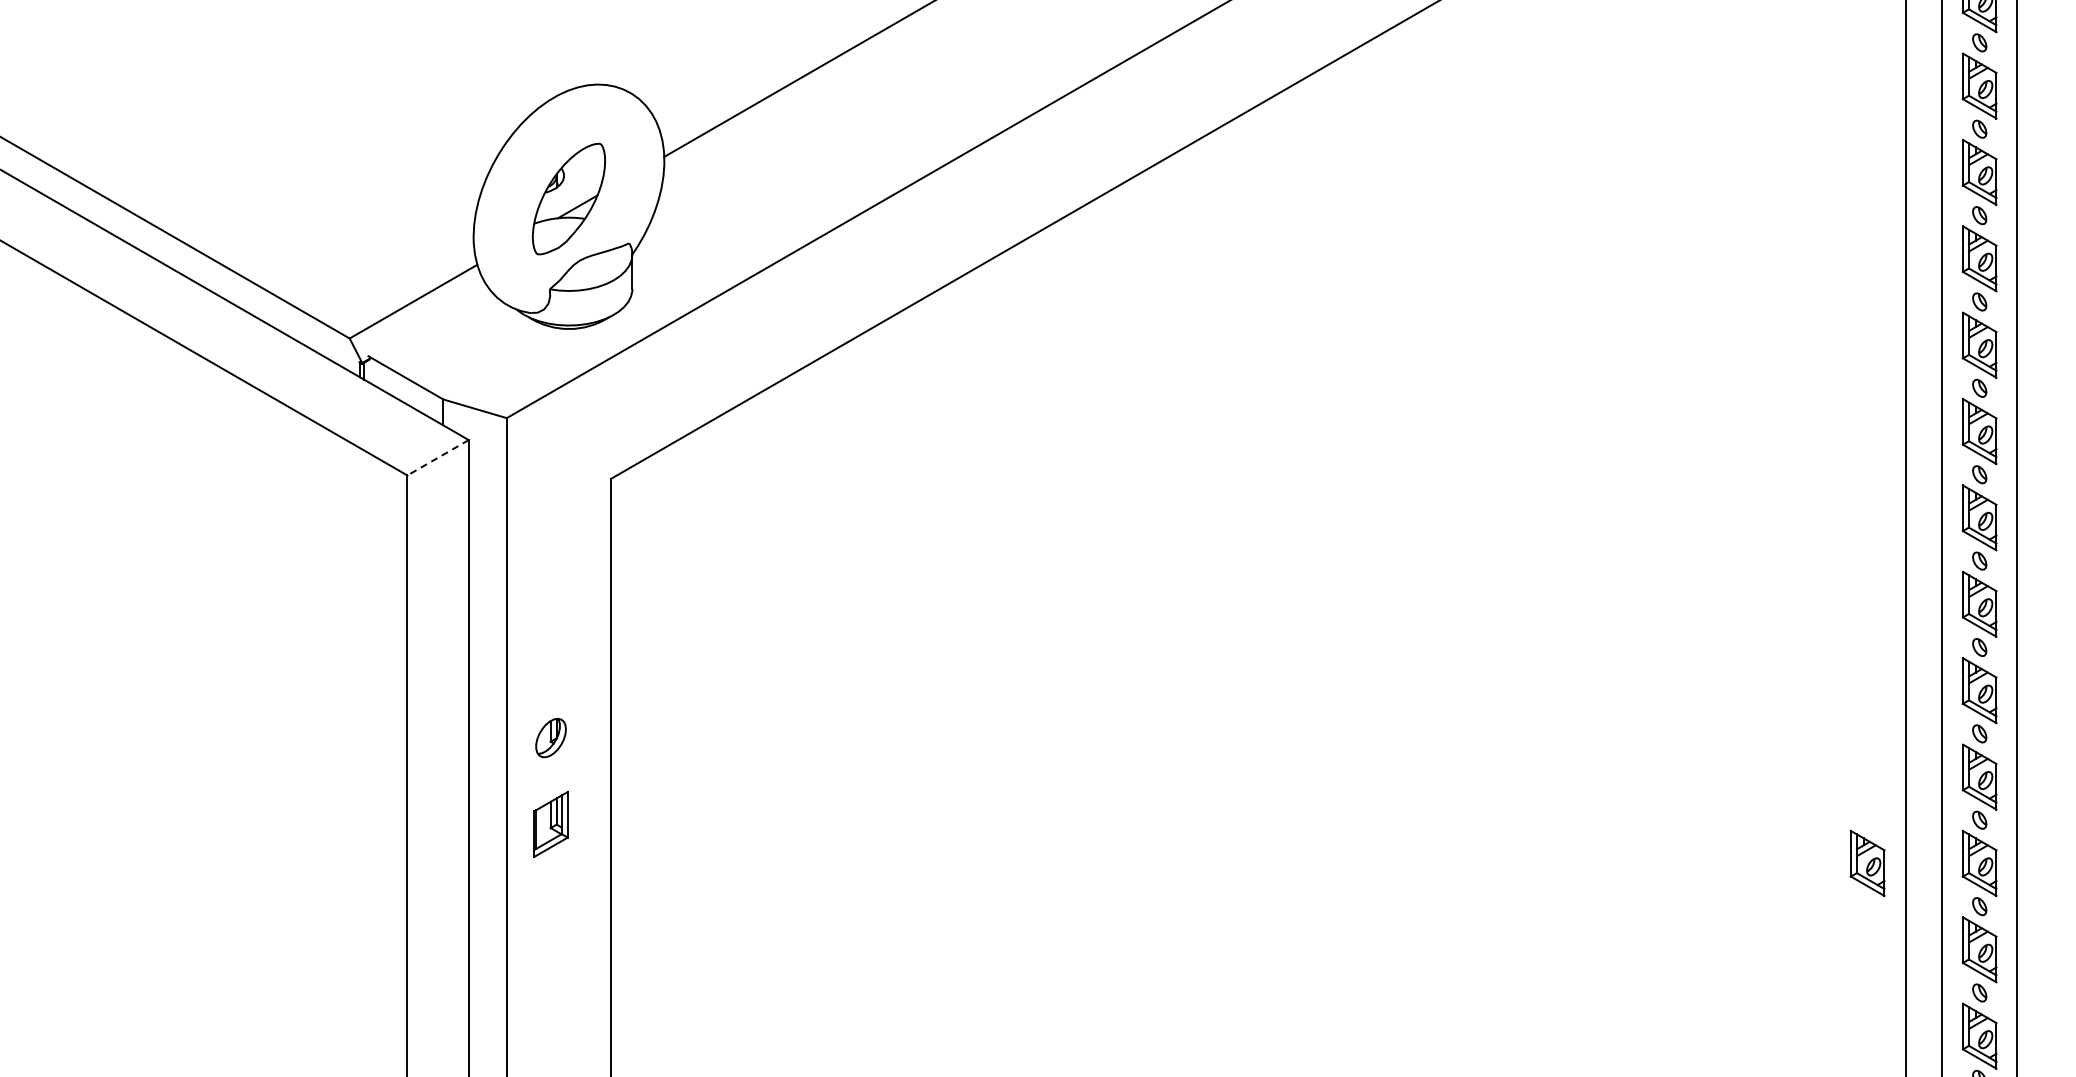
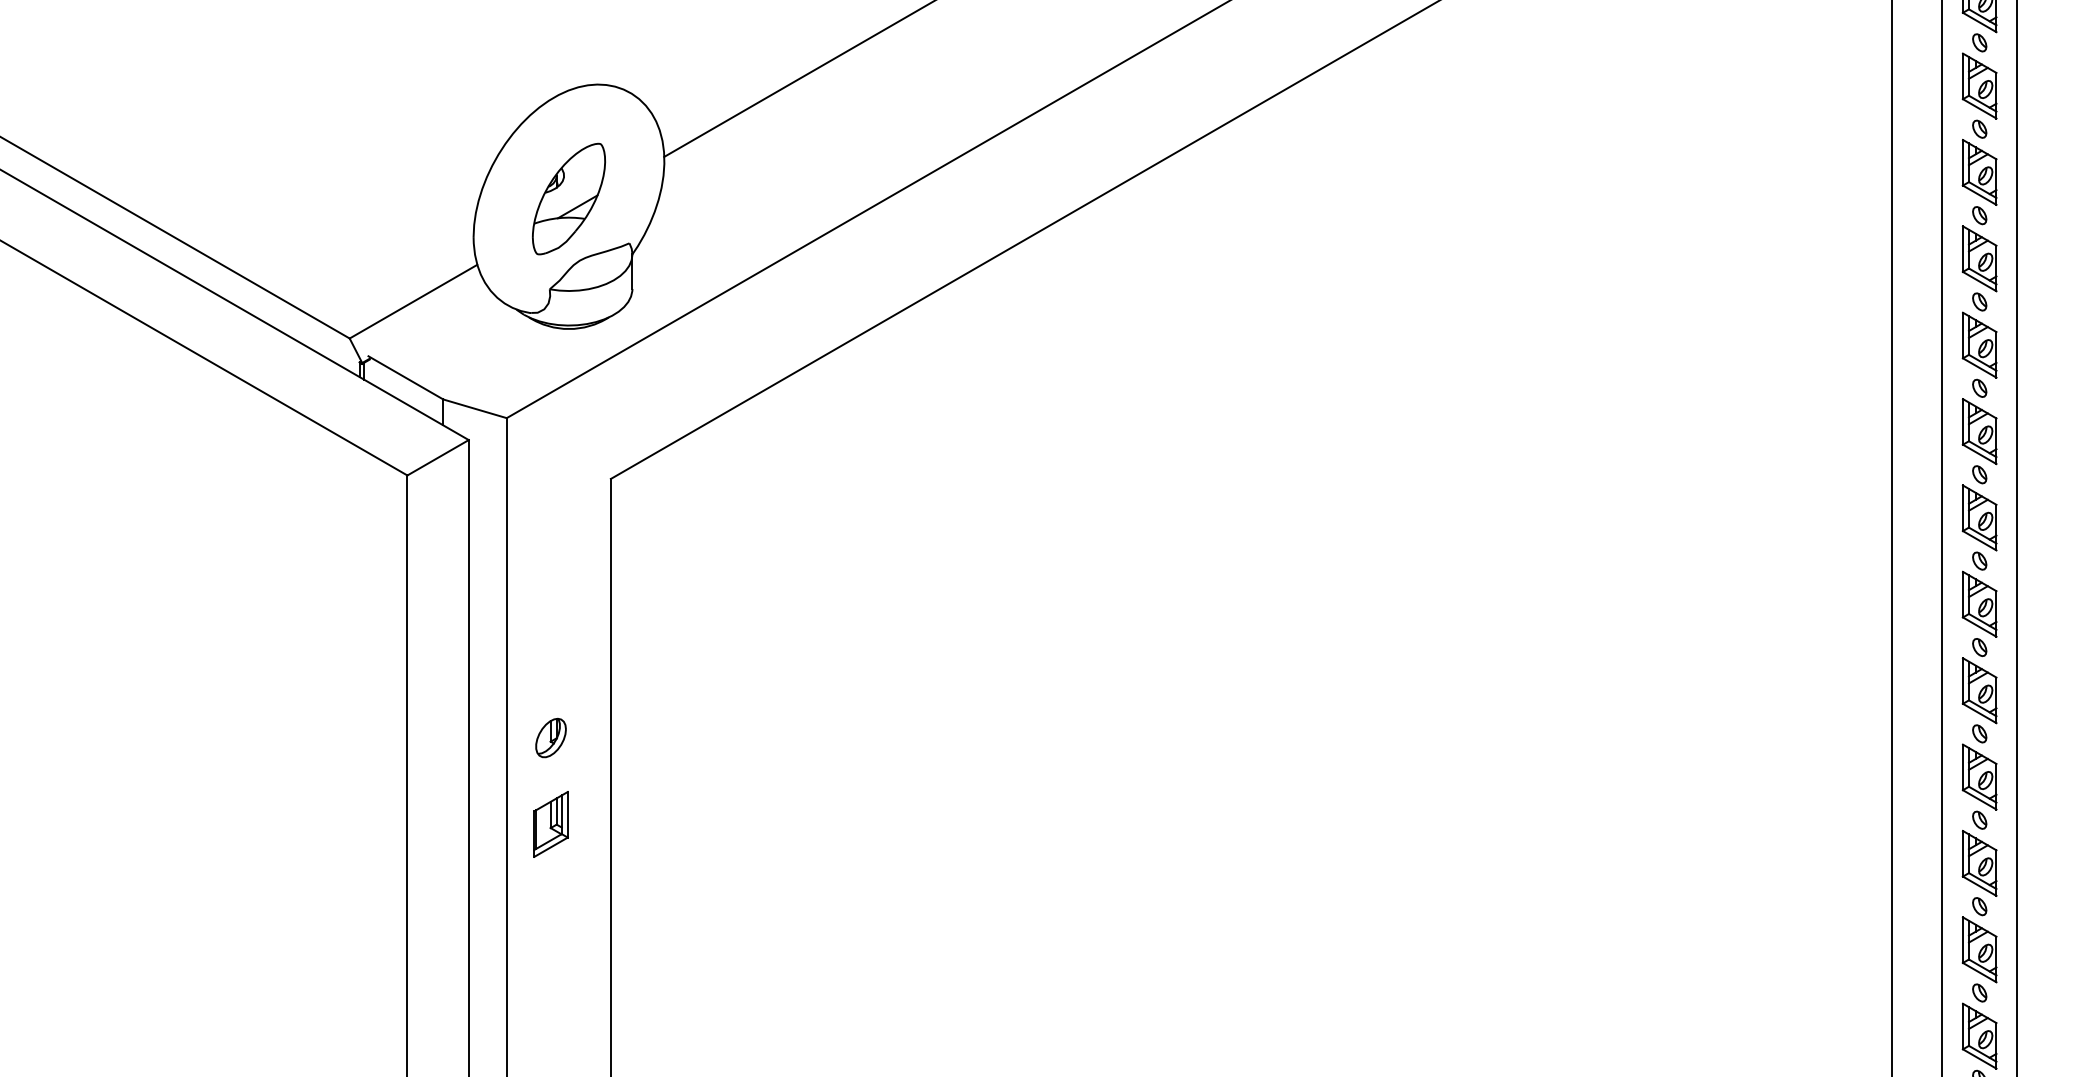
line: dashed -> solid (437, 458)
line position: (1906, 537) -> (1892, 537) (1892, 537)
part: present -> none (1867, 863)
